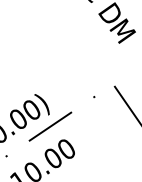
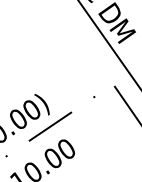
line: none -> present (108, 44)
